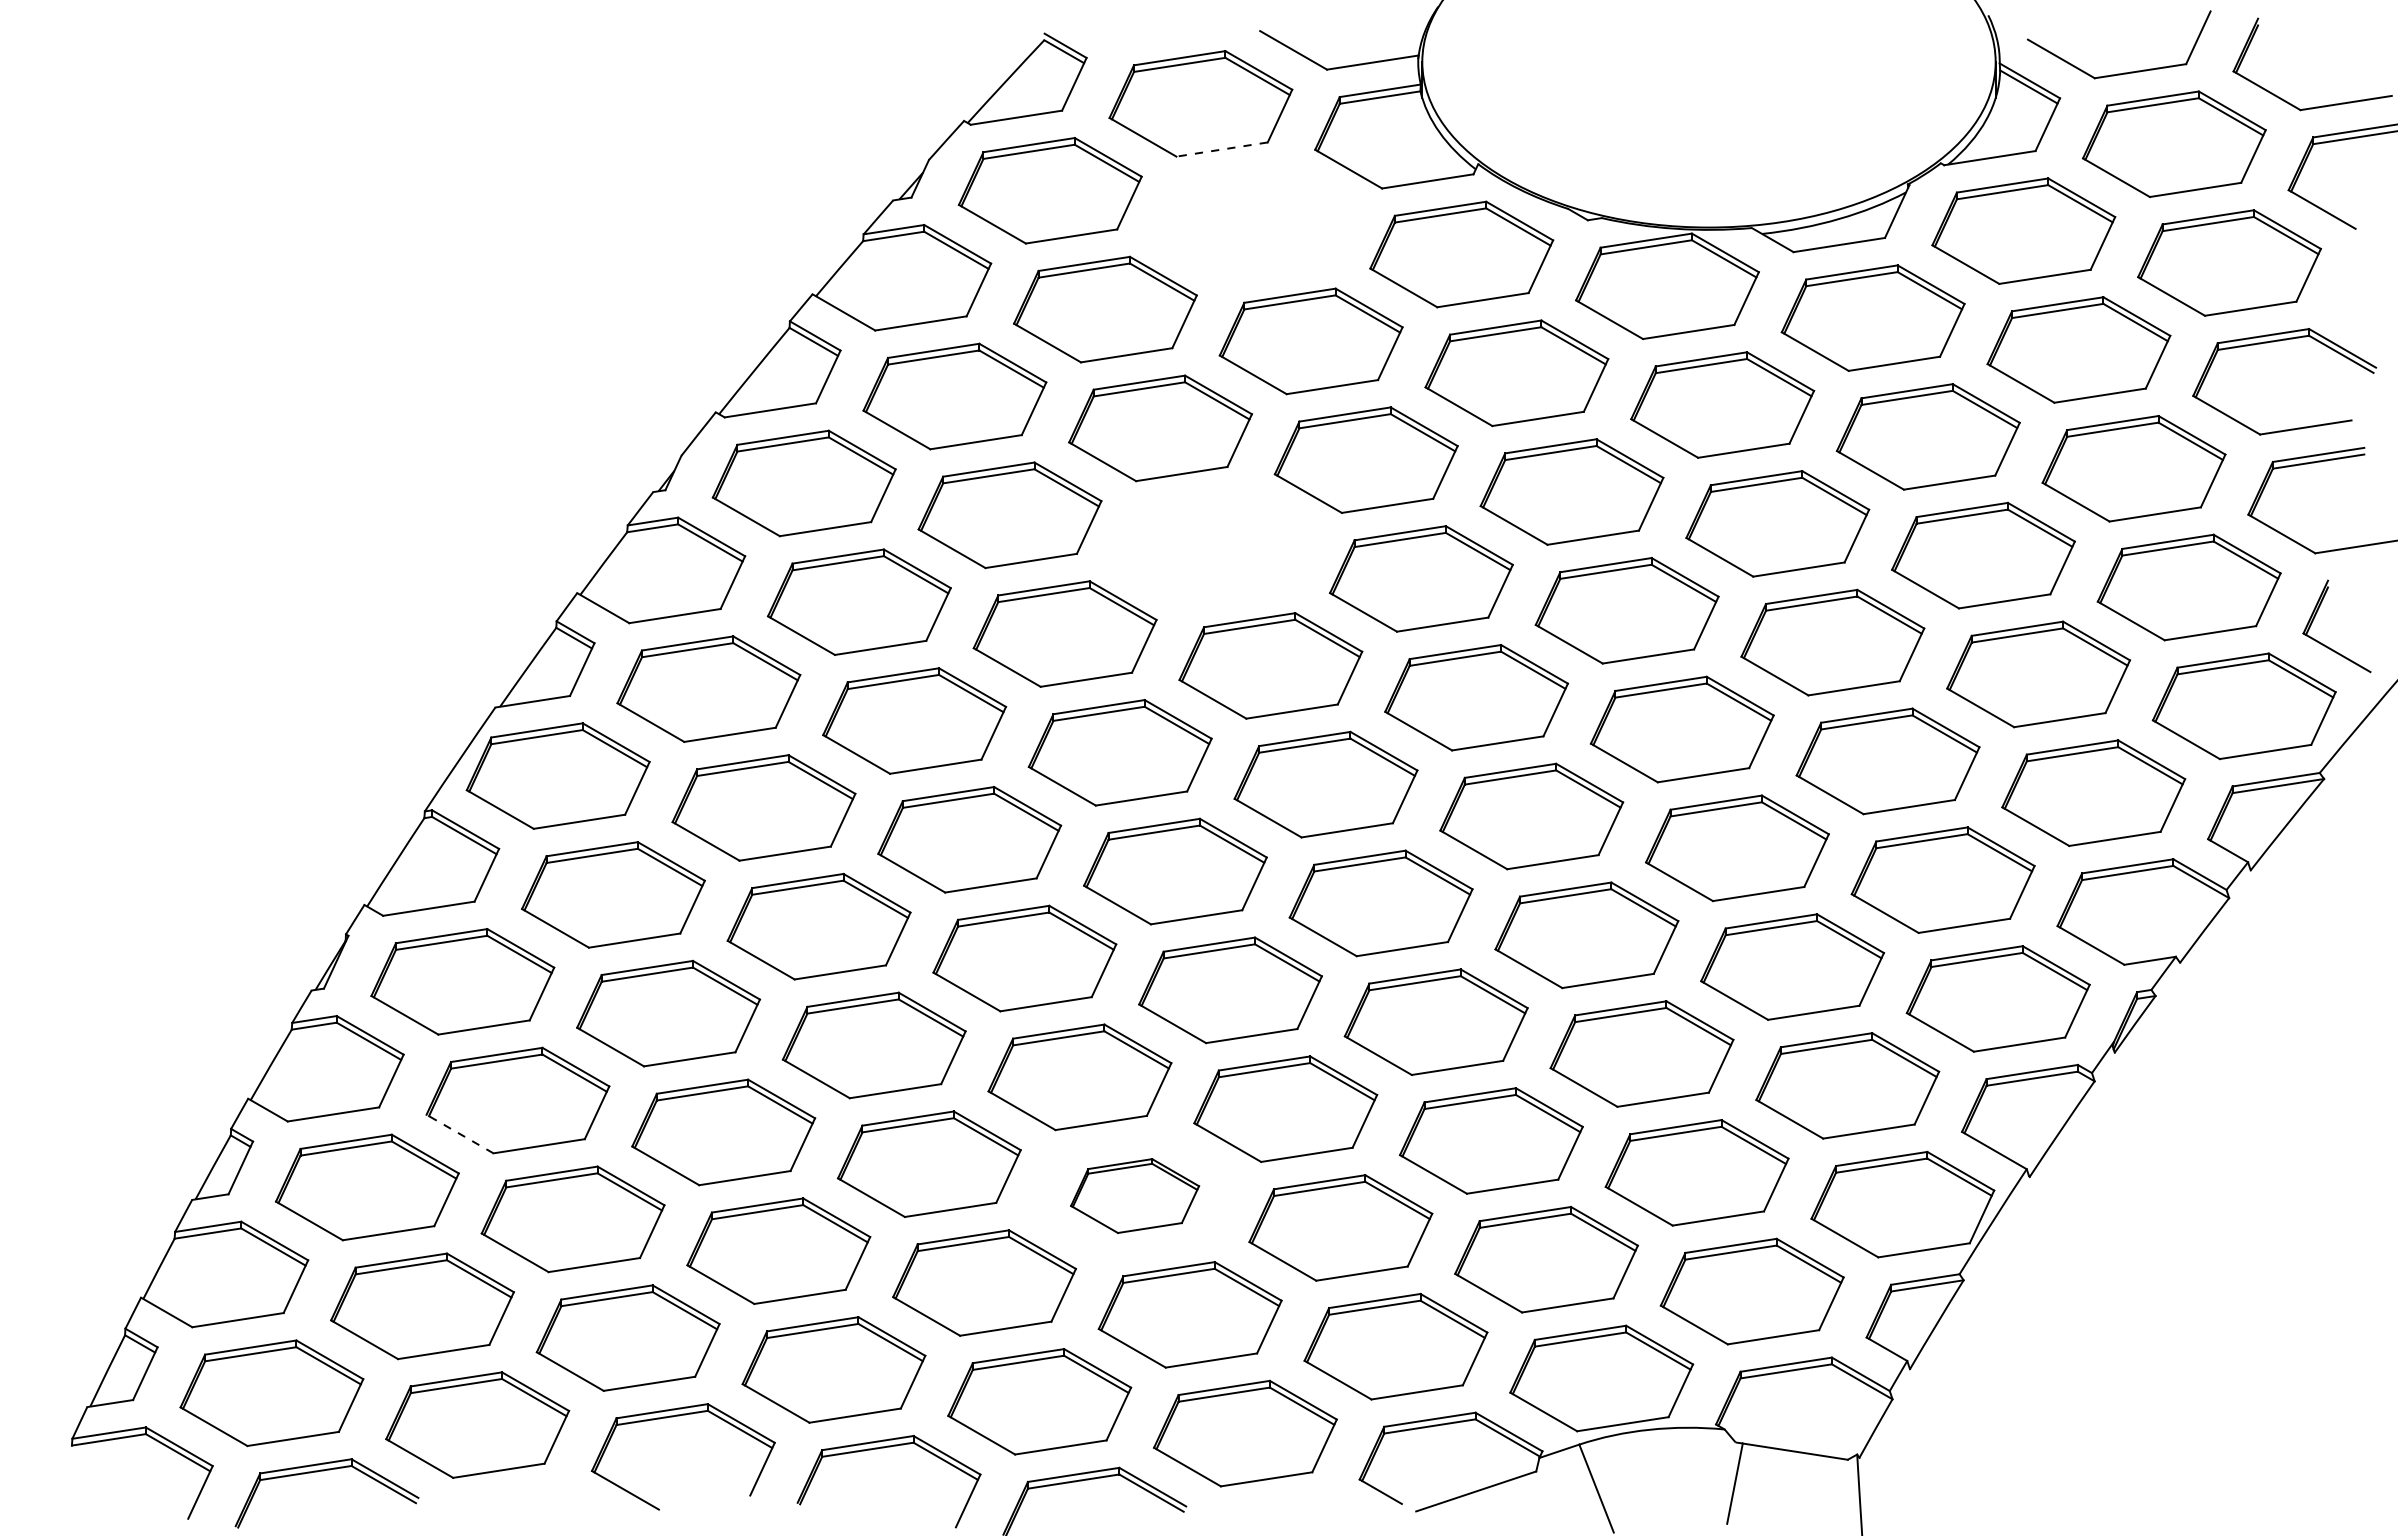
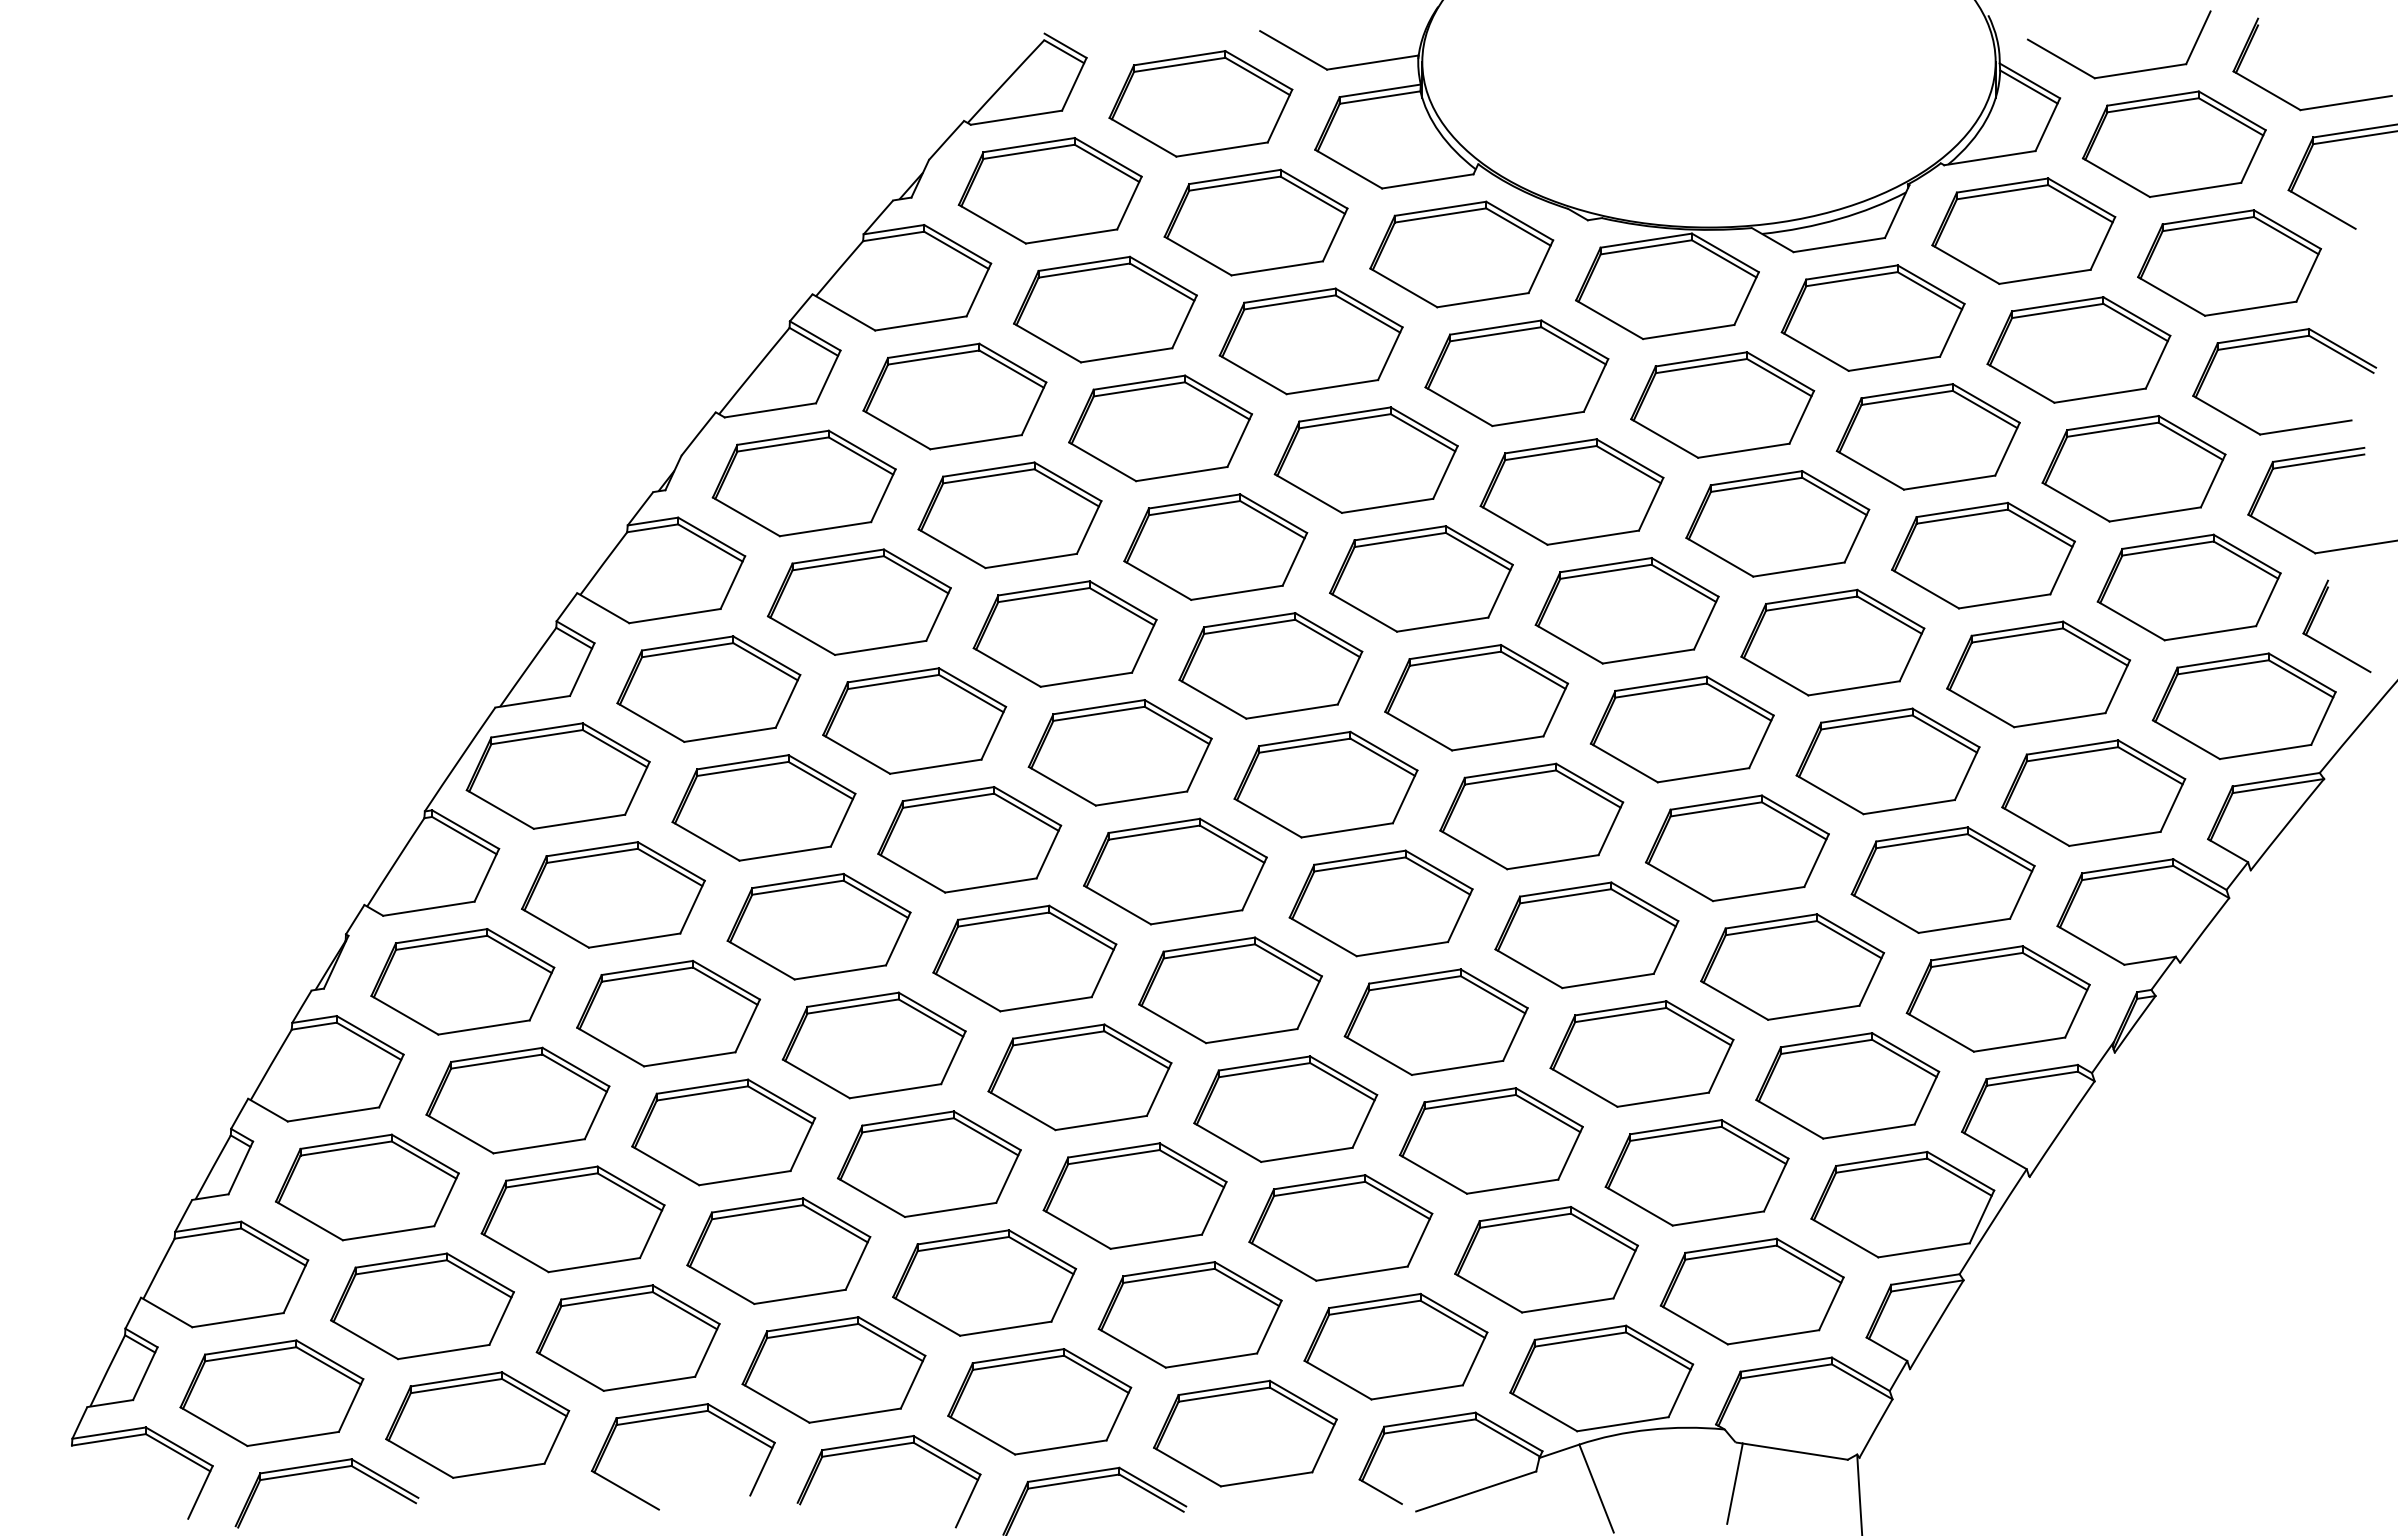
line: dashed -> solid (1221, 149)
part: none -> present (1255, 222)
part: none -> present (1215, 546)
line: dashed -> solid (460, 1134)
part size: 131x76 px -> 186x108 px (1134, 1195)
